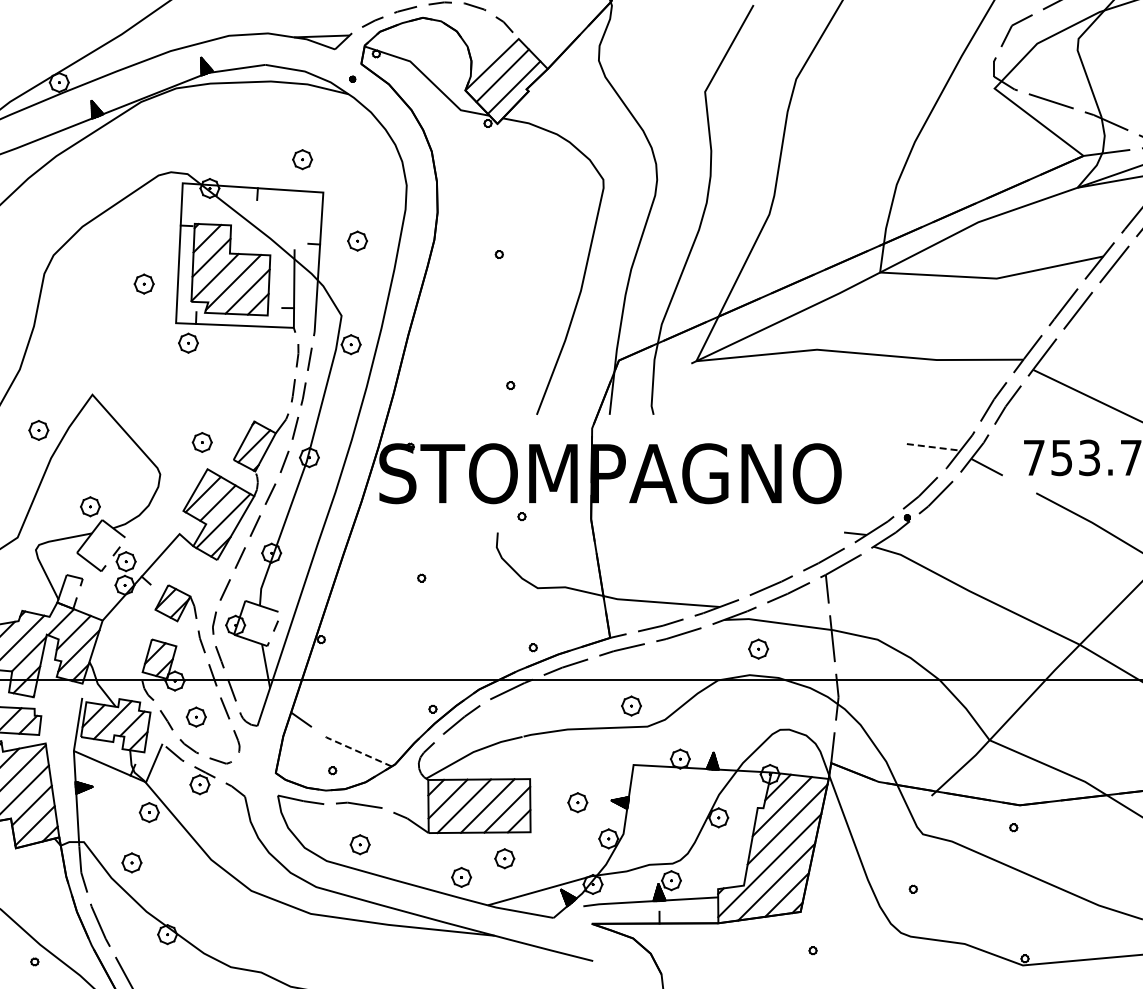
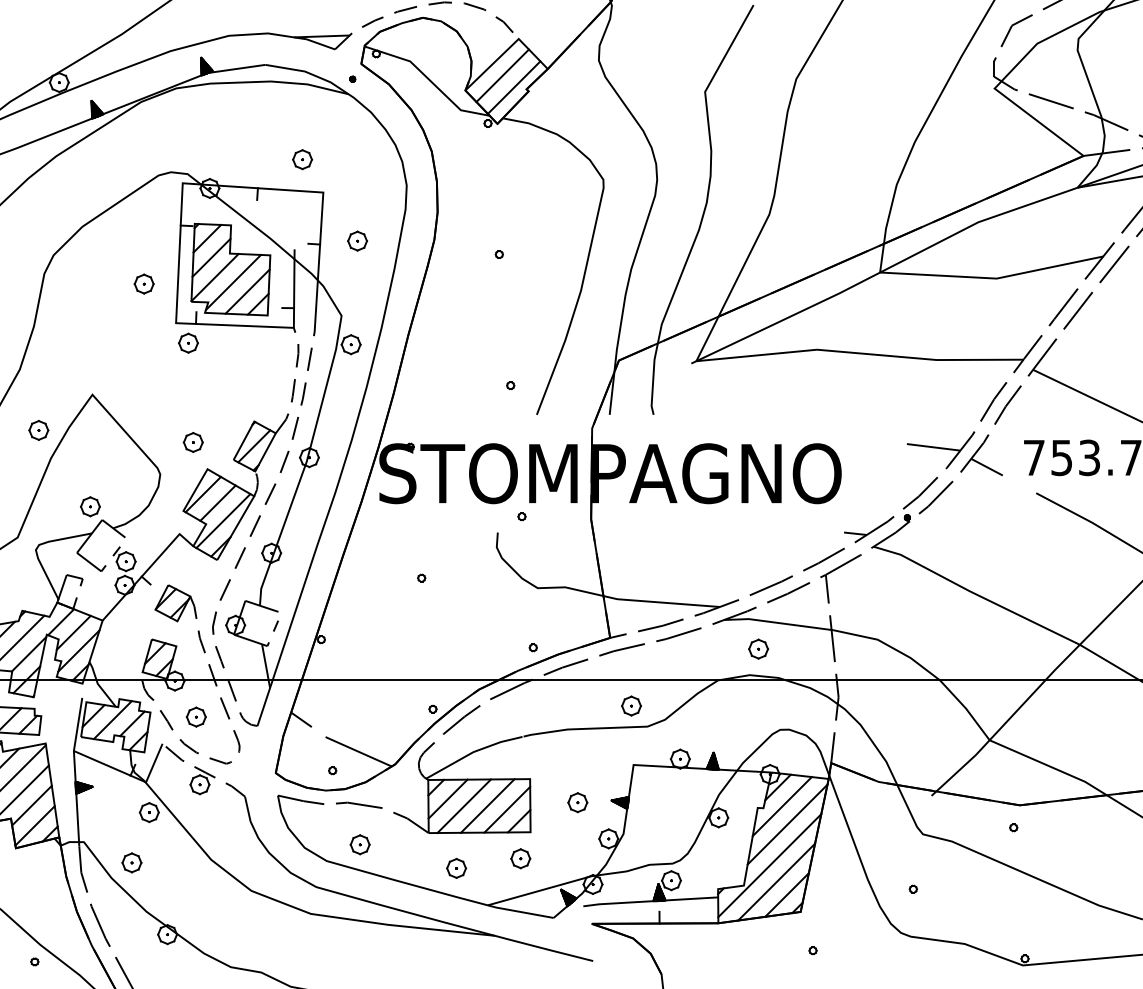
part position: (201, 442) -> (192, 442) (192, 442)
line: dashed -> solid (933, 447)
line: dashed -> solid (357, 751)
part position: (504, 858) -> (520, 858) (520, 858)
part position: (461, 877) -> (456, 868) (456, 868)
